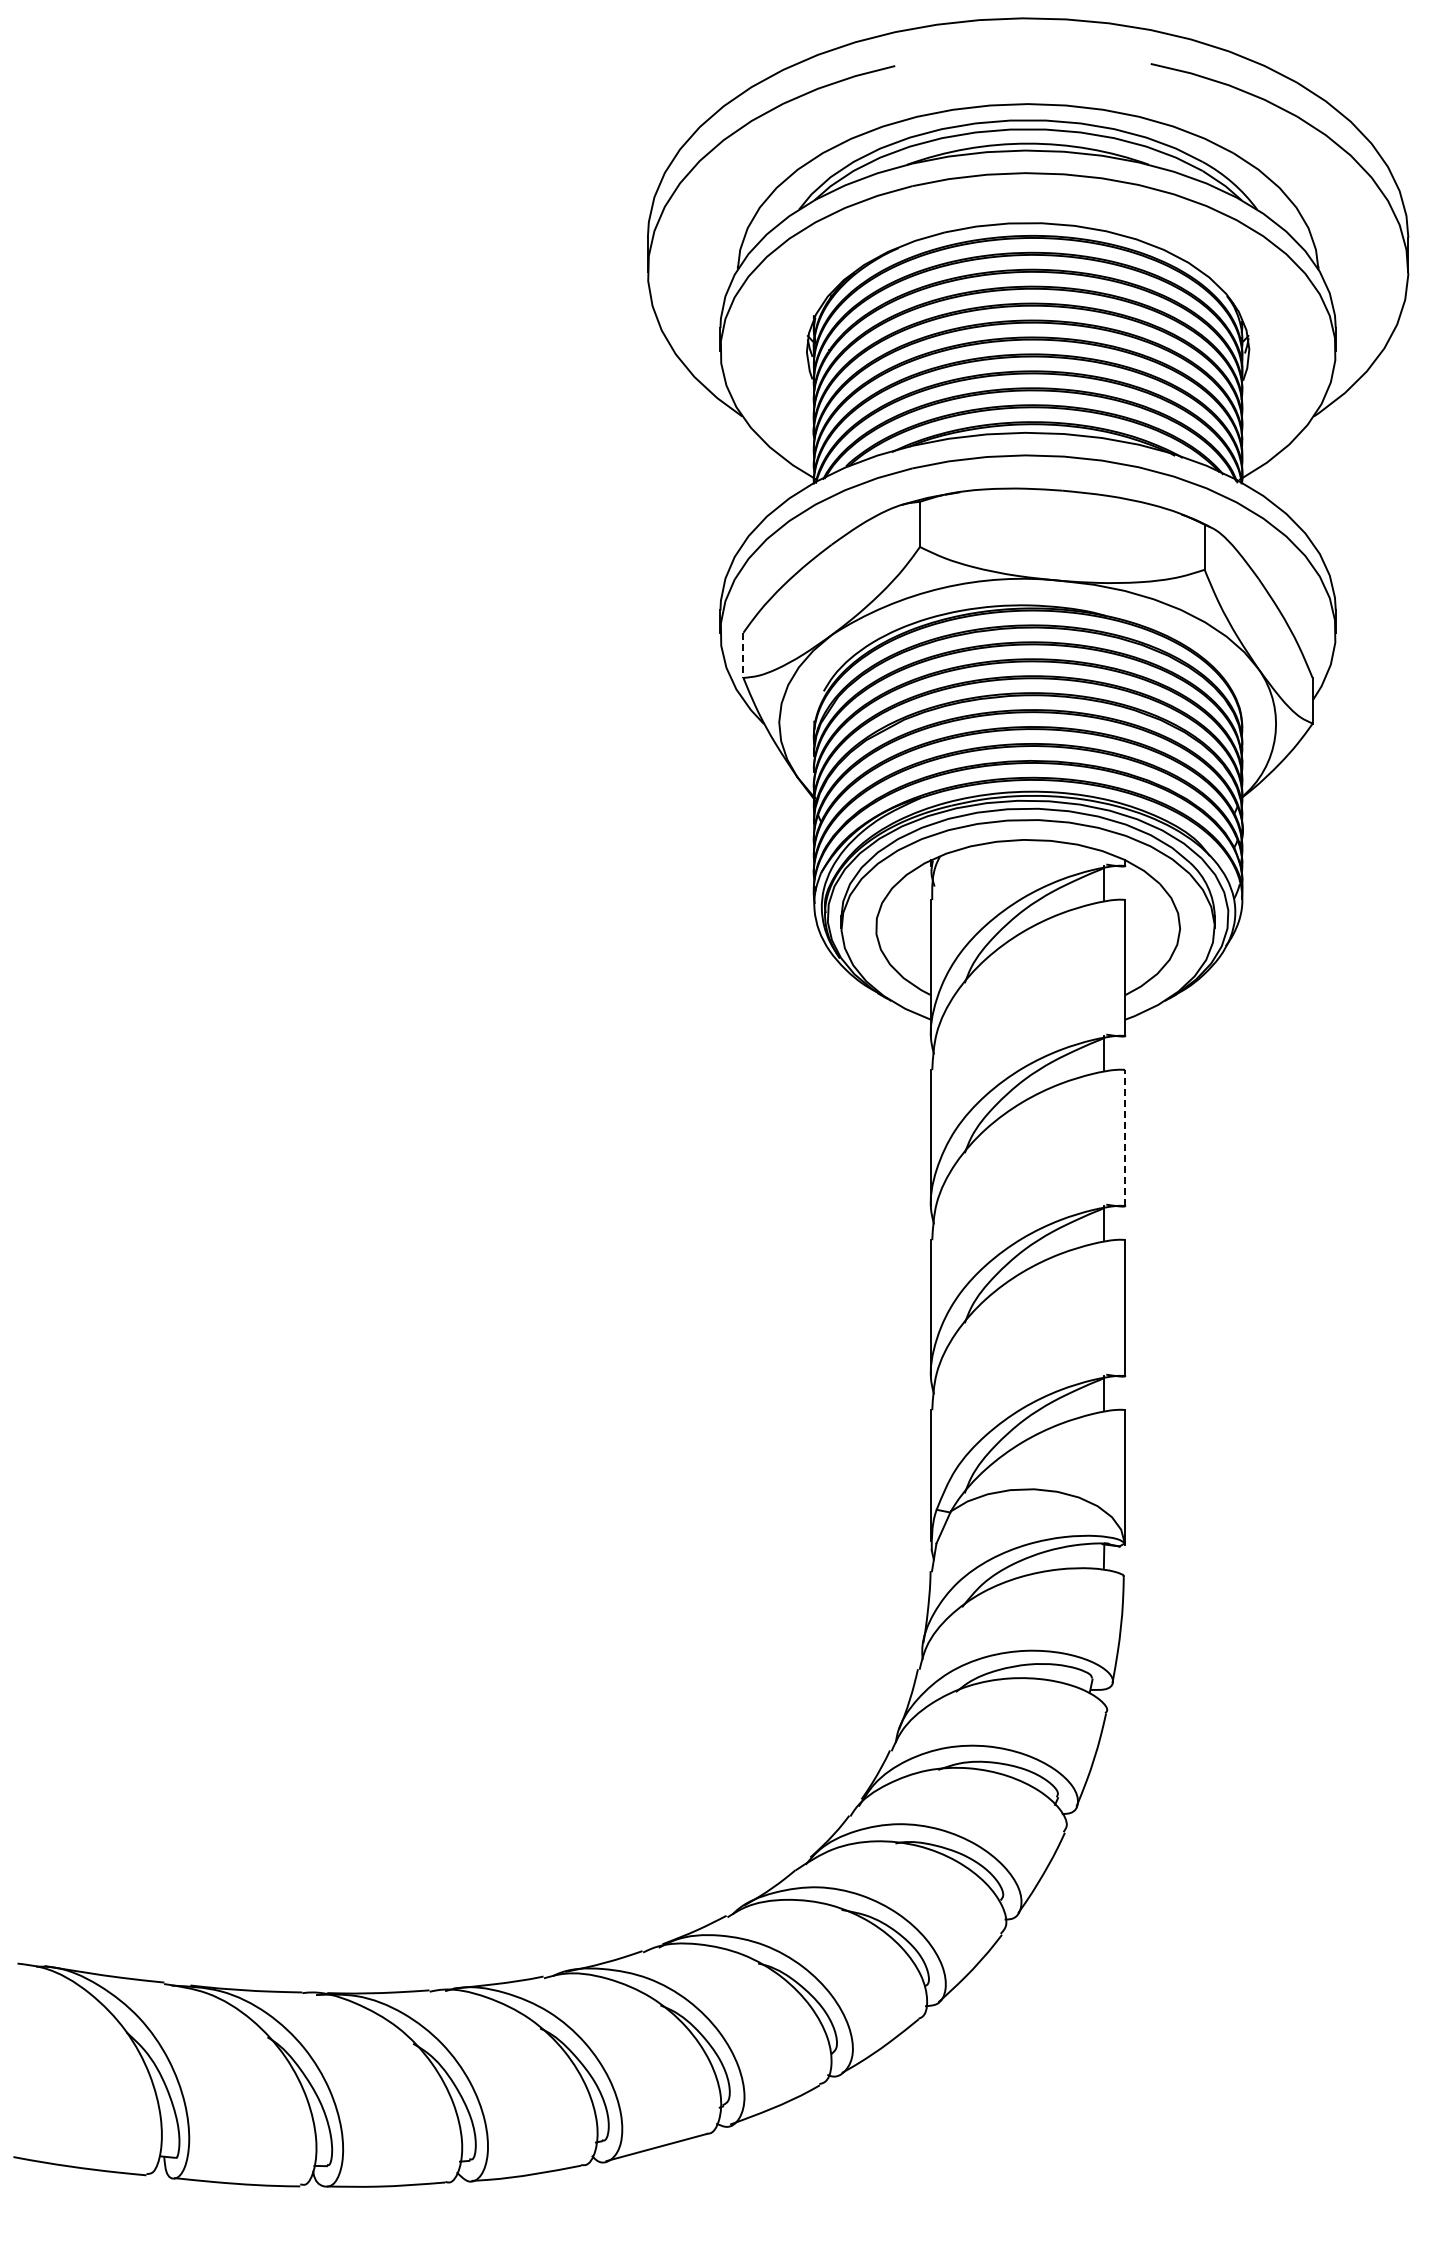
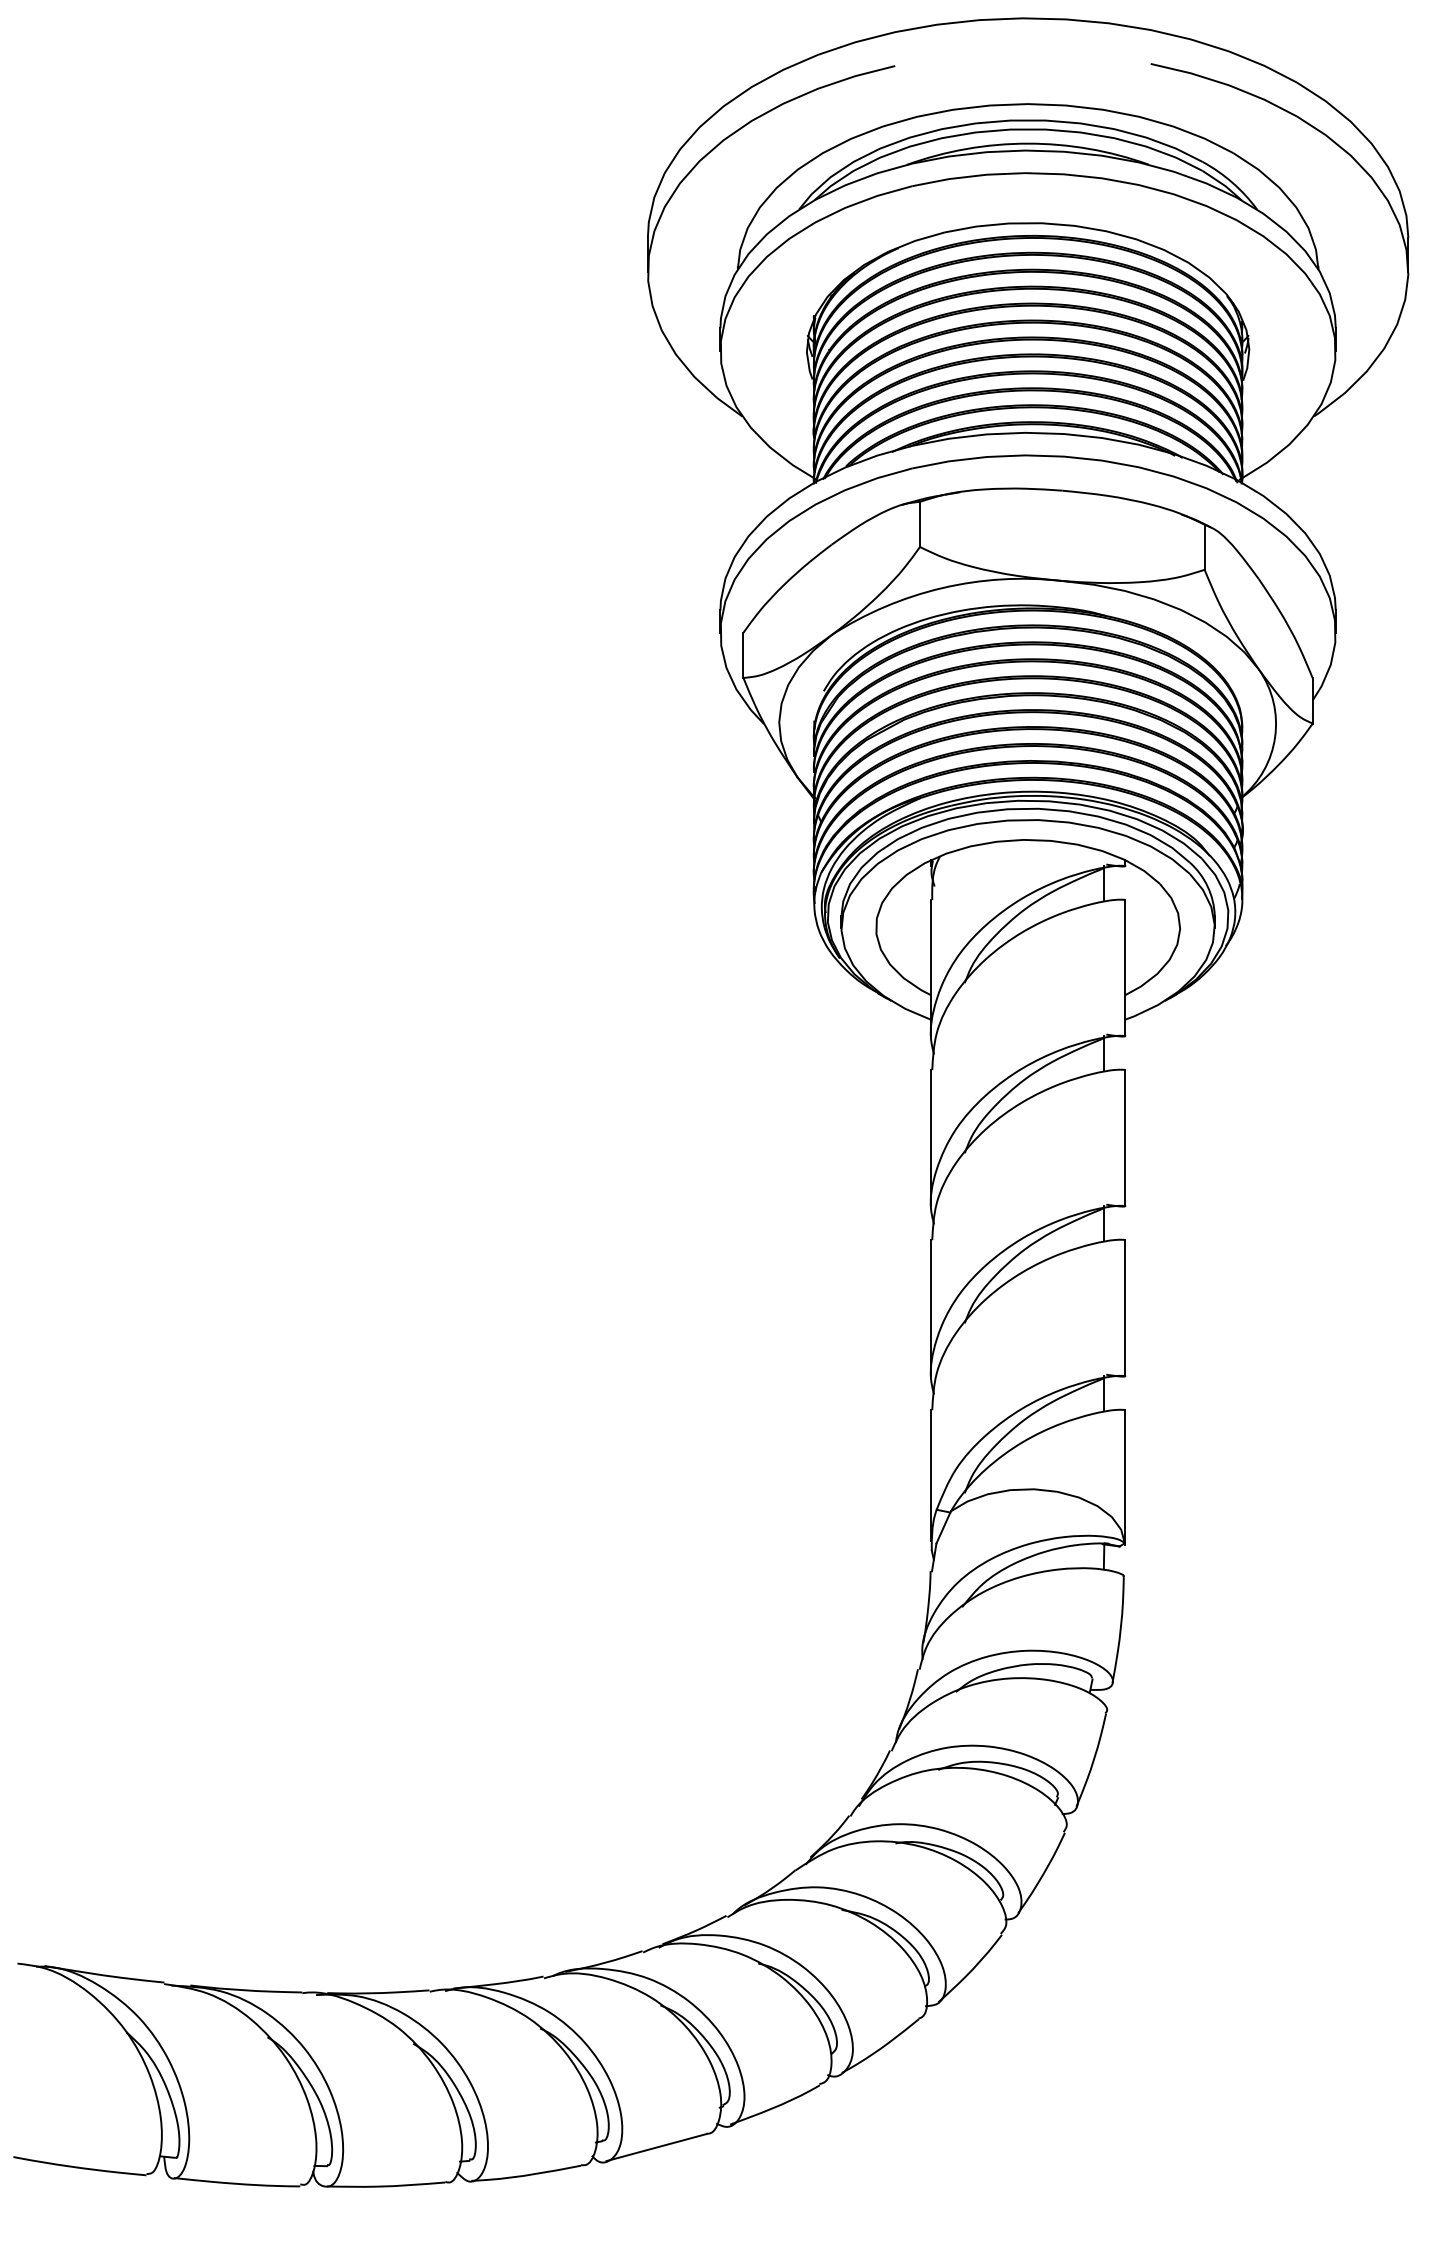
line: dashed -> solid (743, 655)
line: dashed -> solid (1124, 1137)
